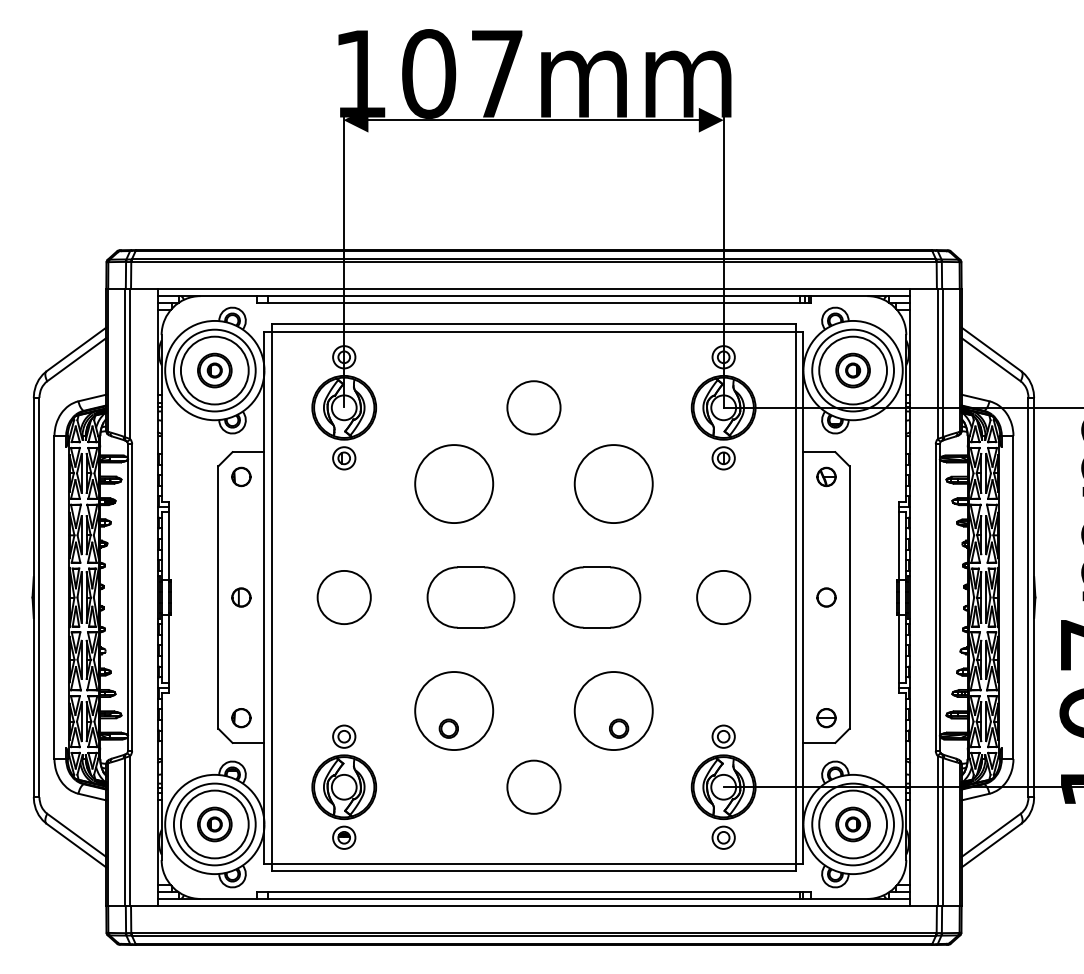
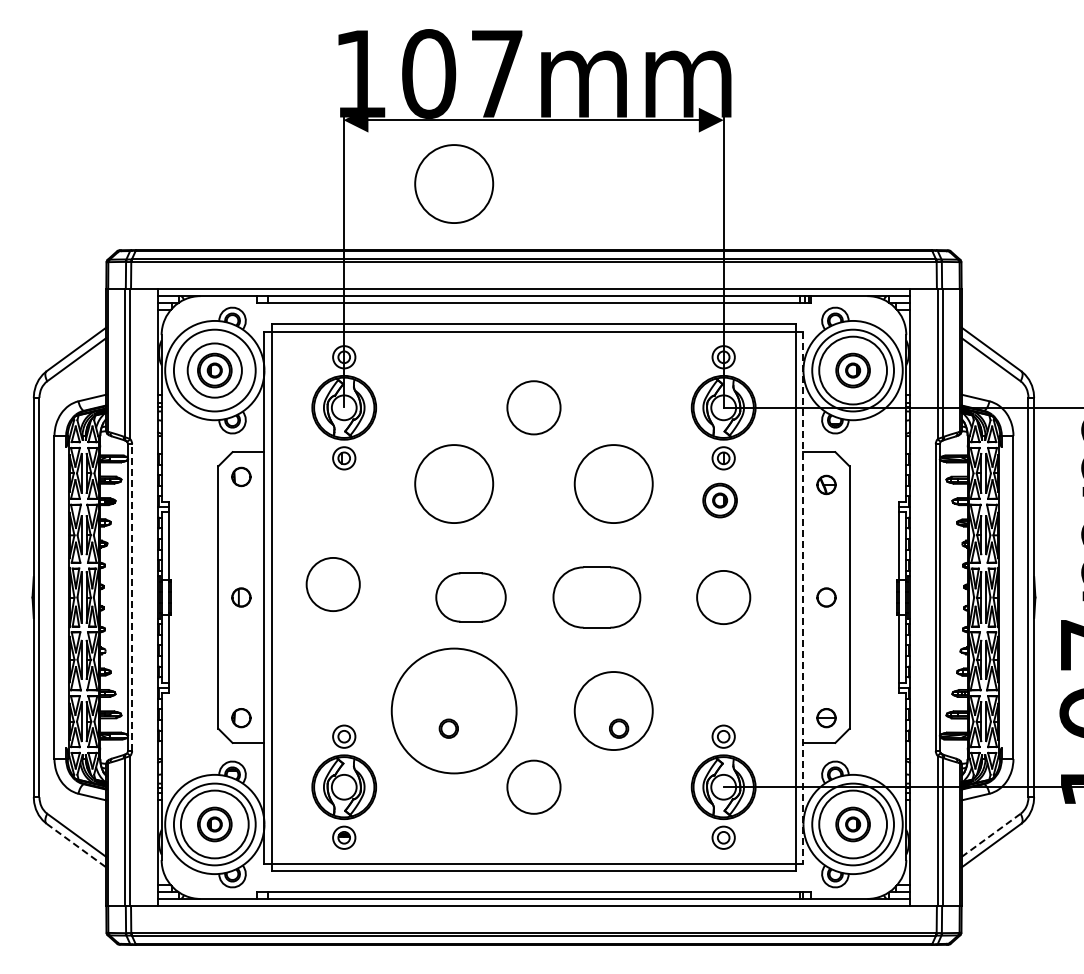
circle: none -> present (454, 183)
circle diameter: 68 px -> 54 px (214, 370)
part position: (826, 476) -> (826, 484) (826, 484)
part: none -> present (719, 500)
line: solid -> dashed (132, 597)
circle position: (343, 597) -> (332, 584) (332, 584)
part size: 90x63 px -> 72x51 px (470, 597)
line: solid -> dashed (803, 597)
circle diameter: 78 px -> 125 px (453, 710)
line: solid -> dashed (991, 835)
line: solid -> dashed (76, 845)
